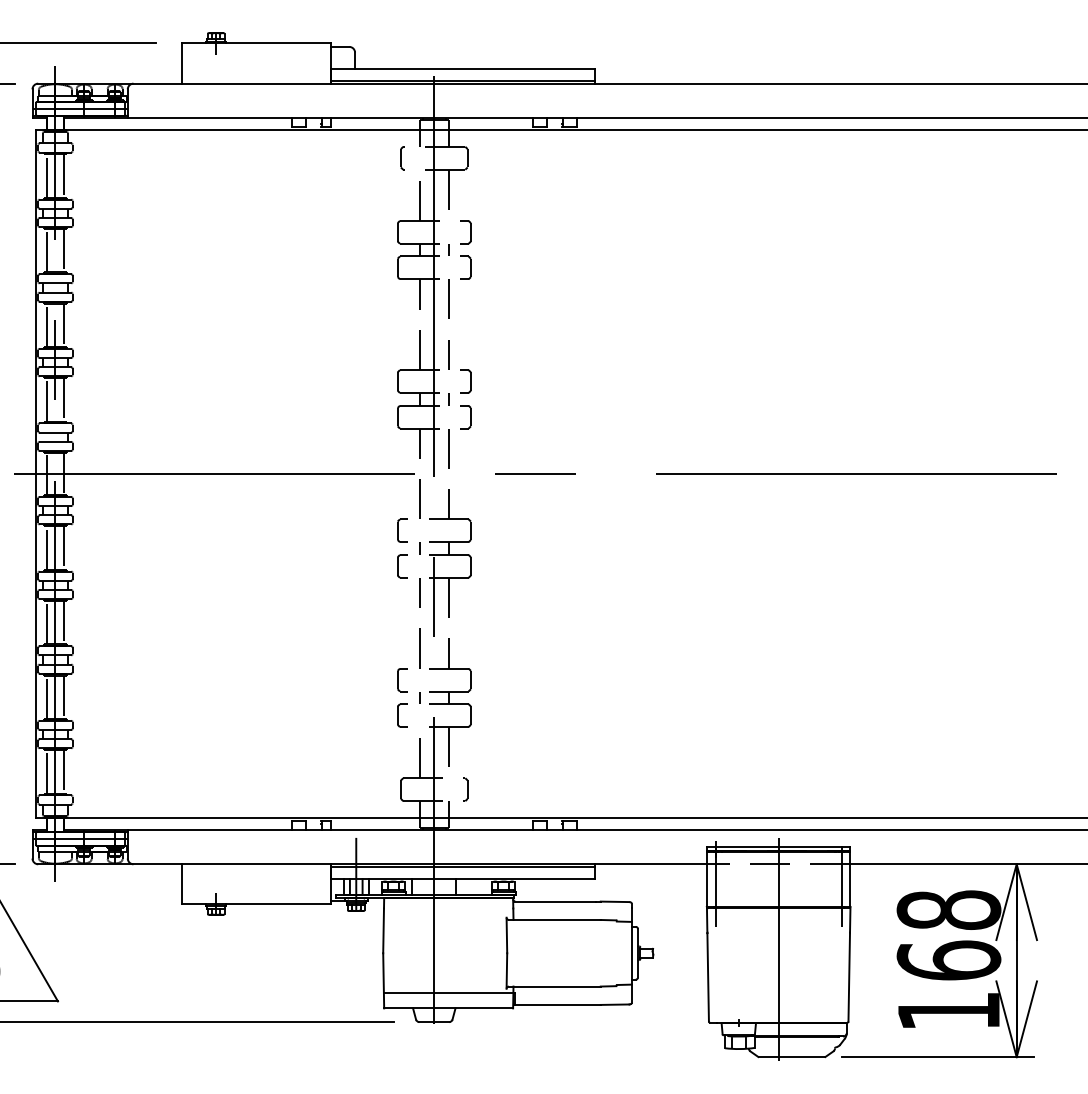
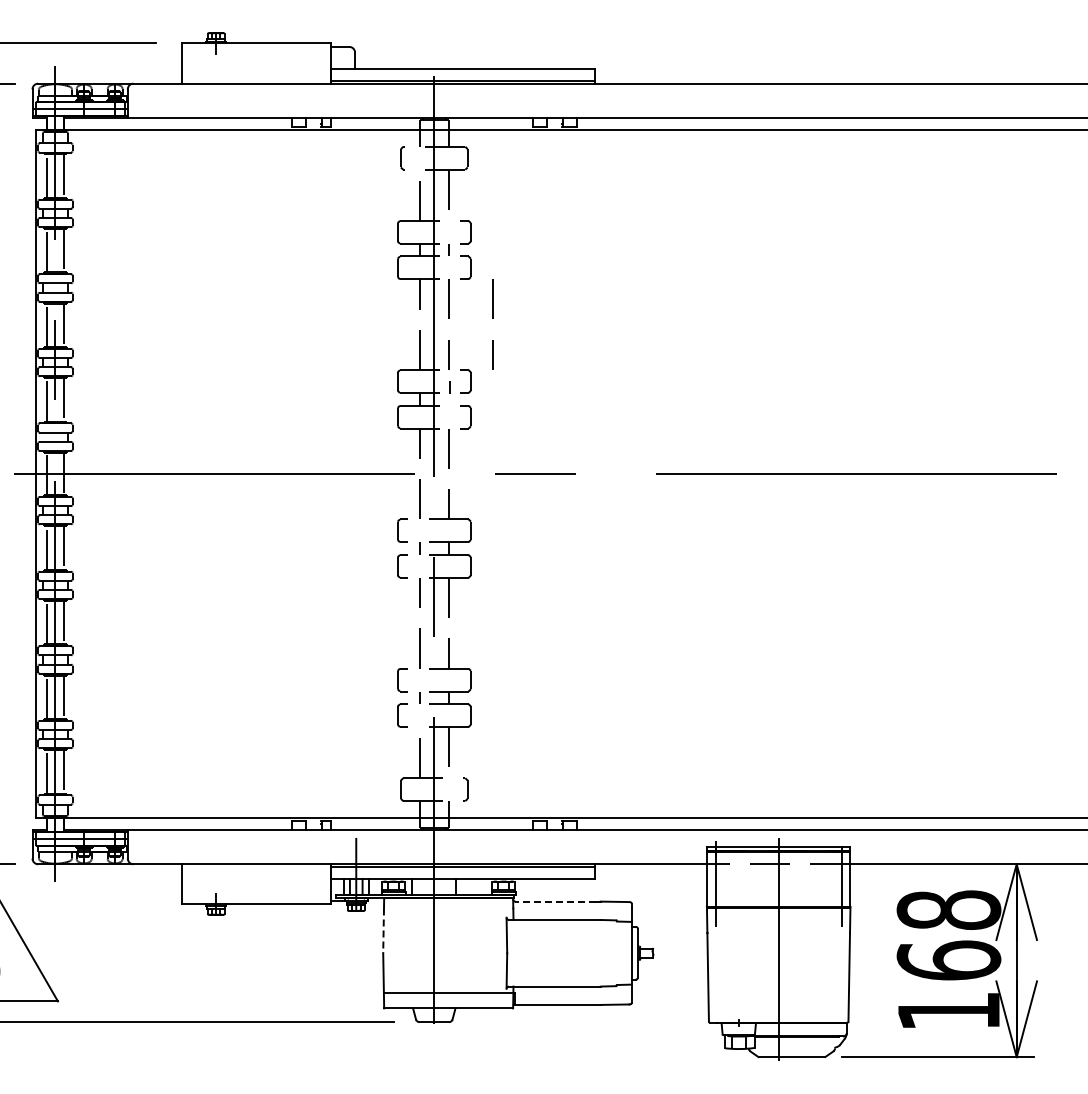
line: none -> present (492, 318)
line position: (448, 399) -> (449, 387) (449, 387)
line: solid -> dashed (555, 901)
line: solid -> dashed (383, 931)
